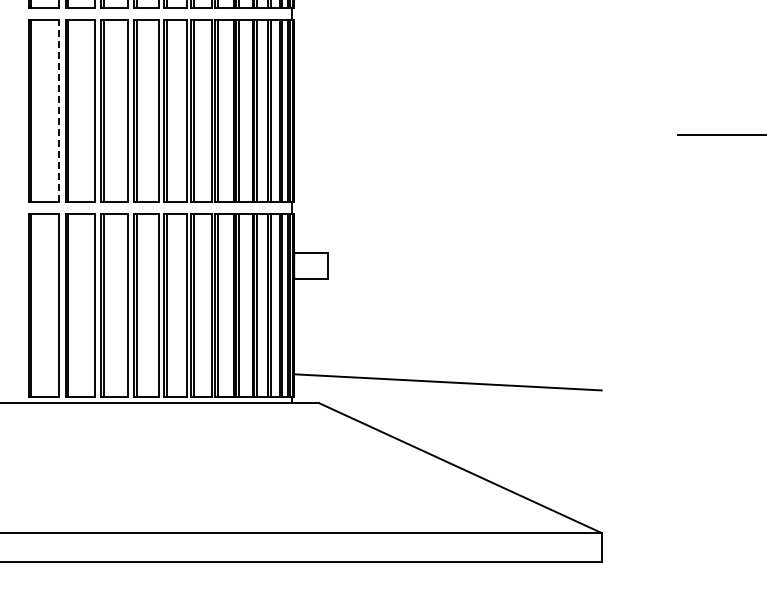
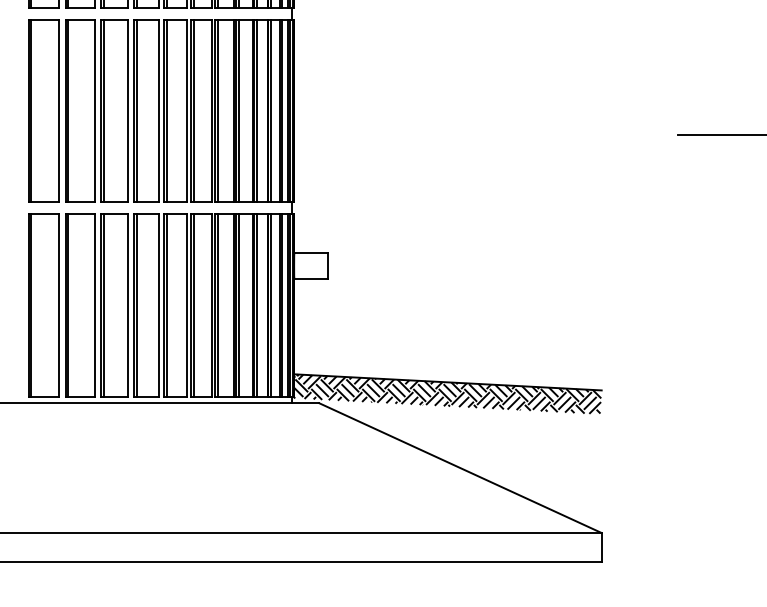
line: dashed -> solid (58, 110)
hatch: none -> present (447, 393)
